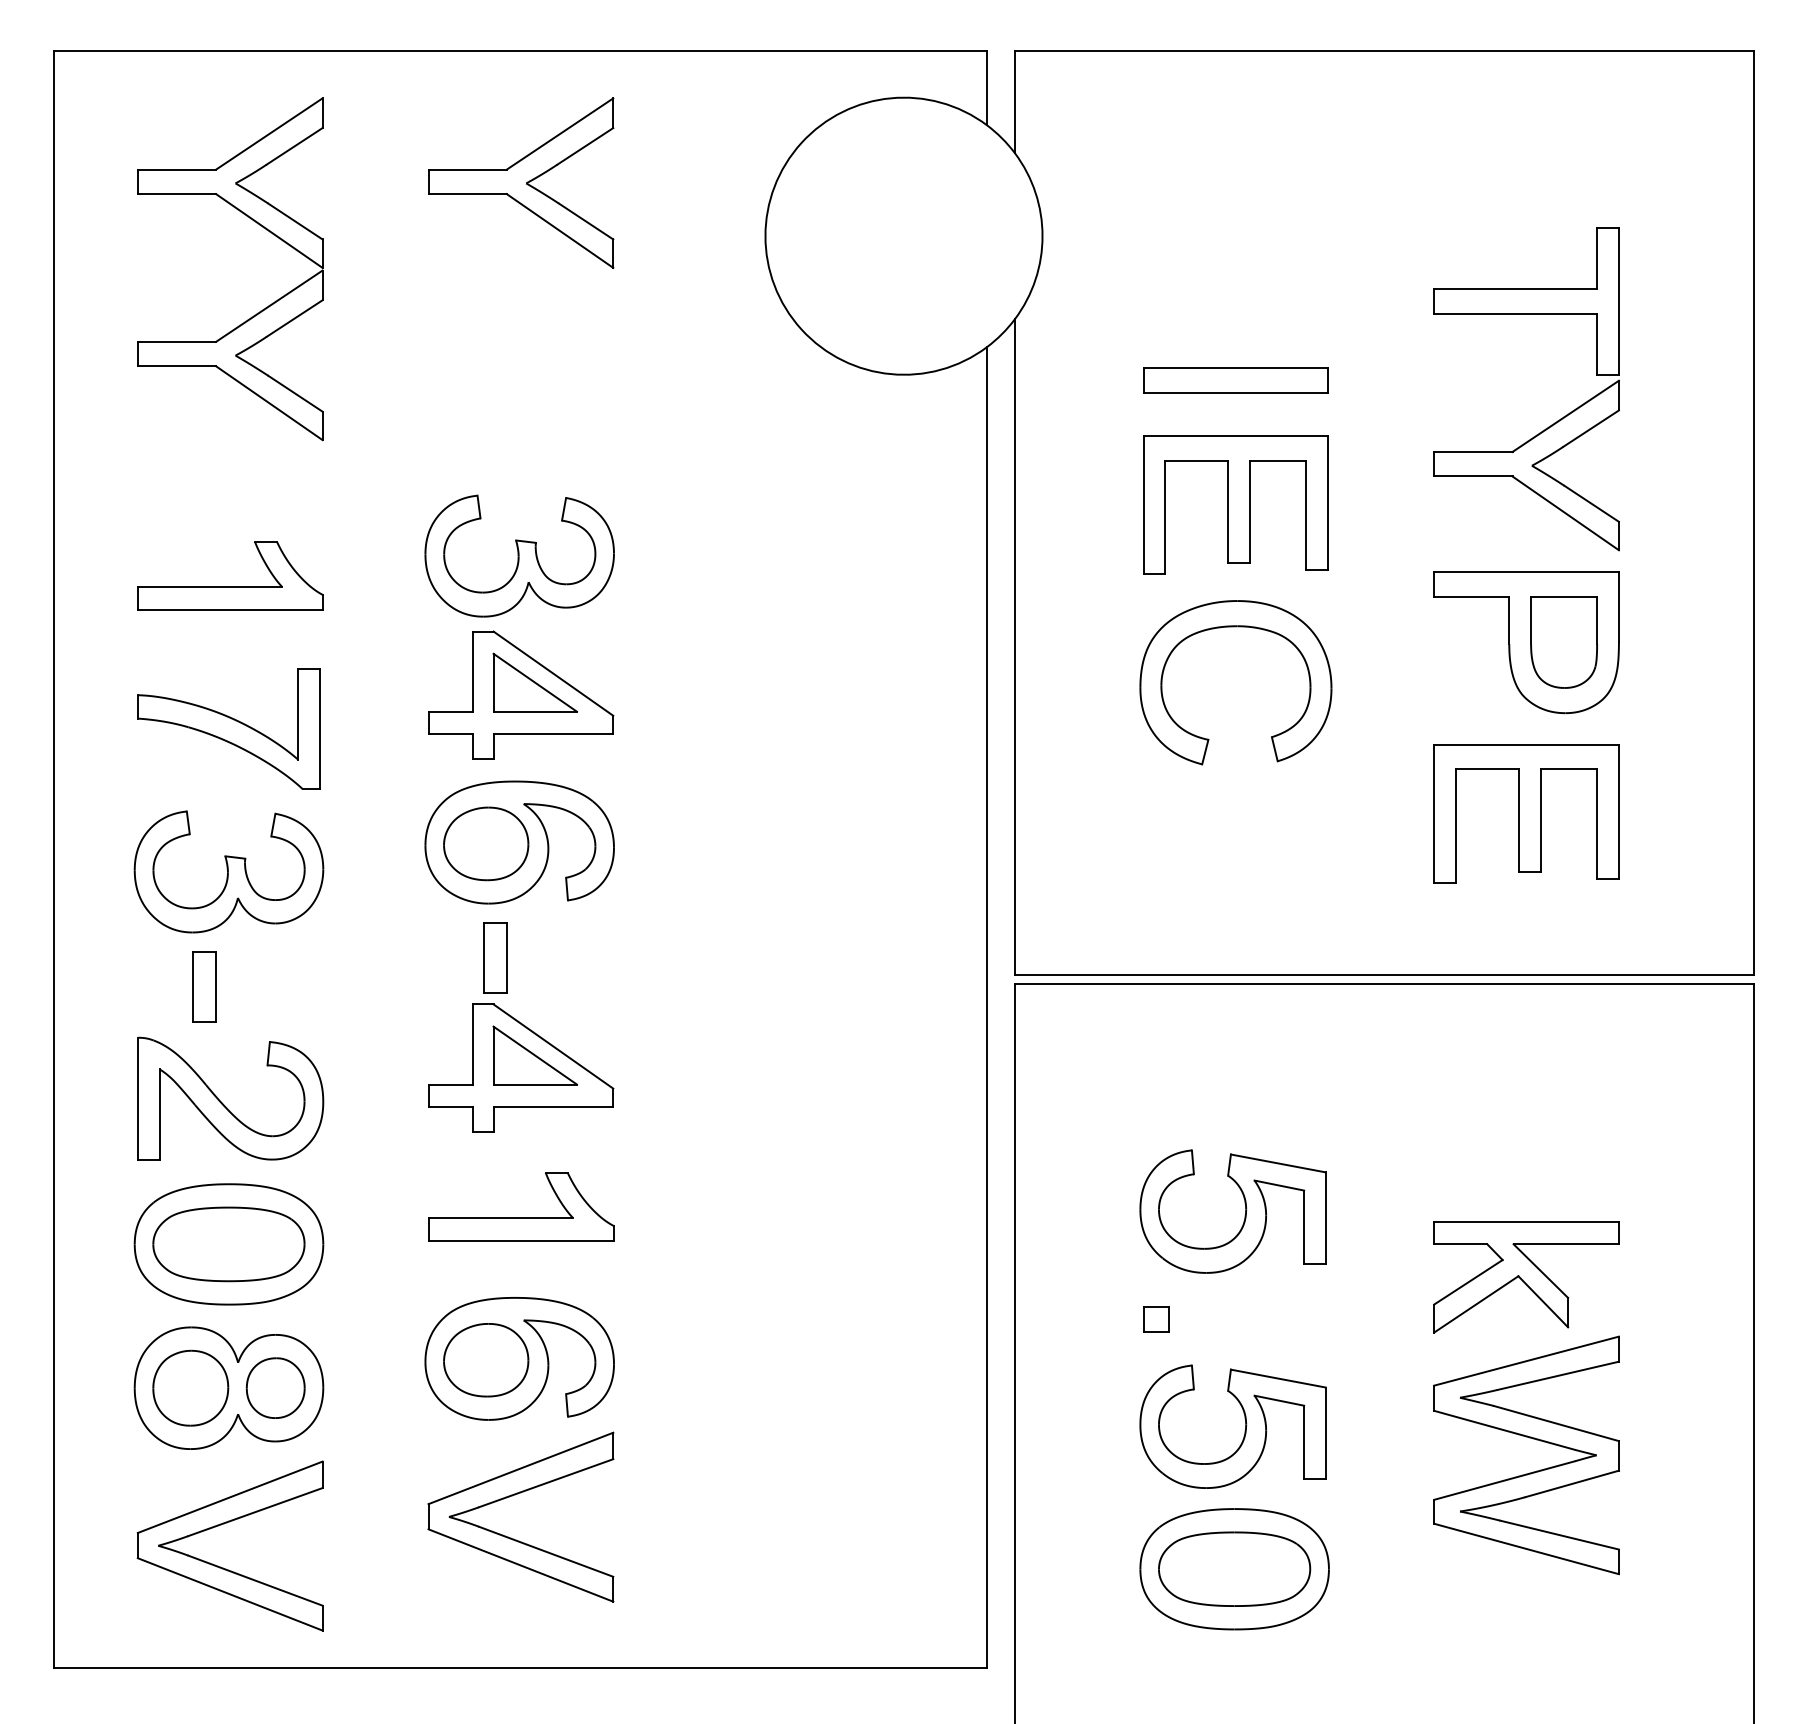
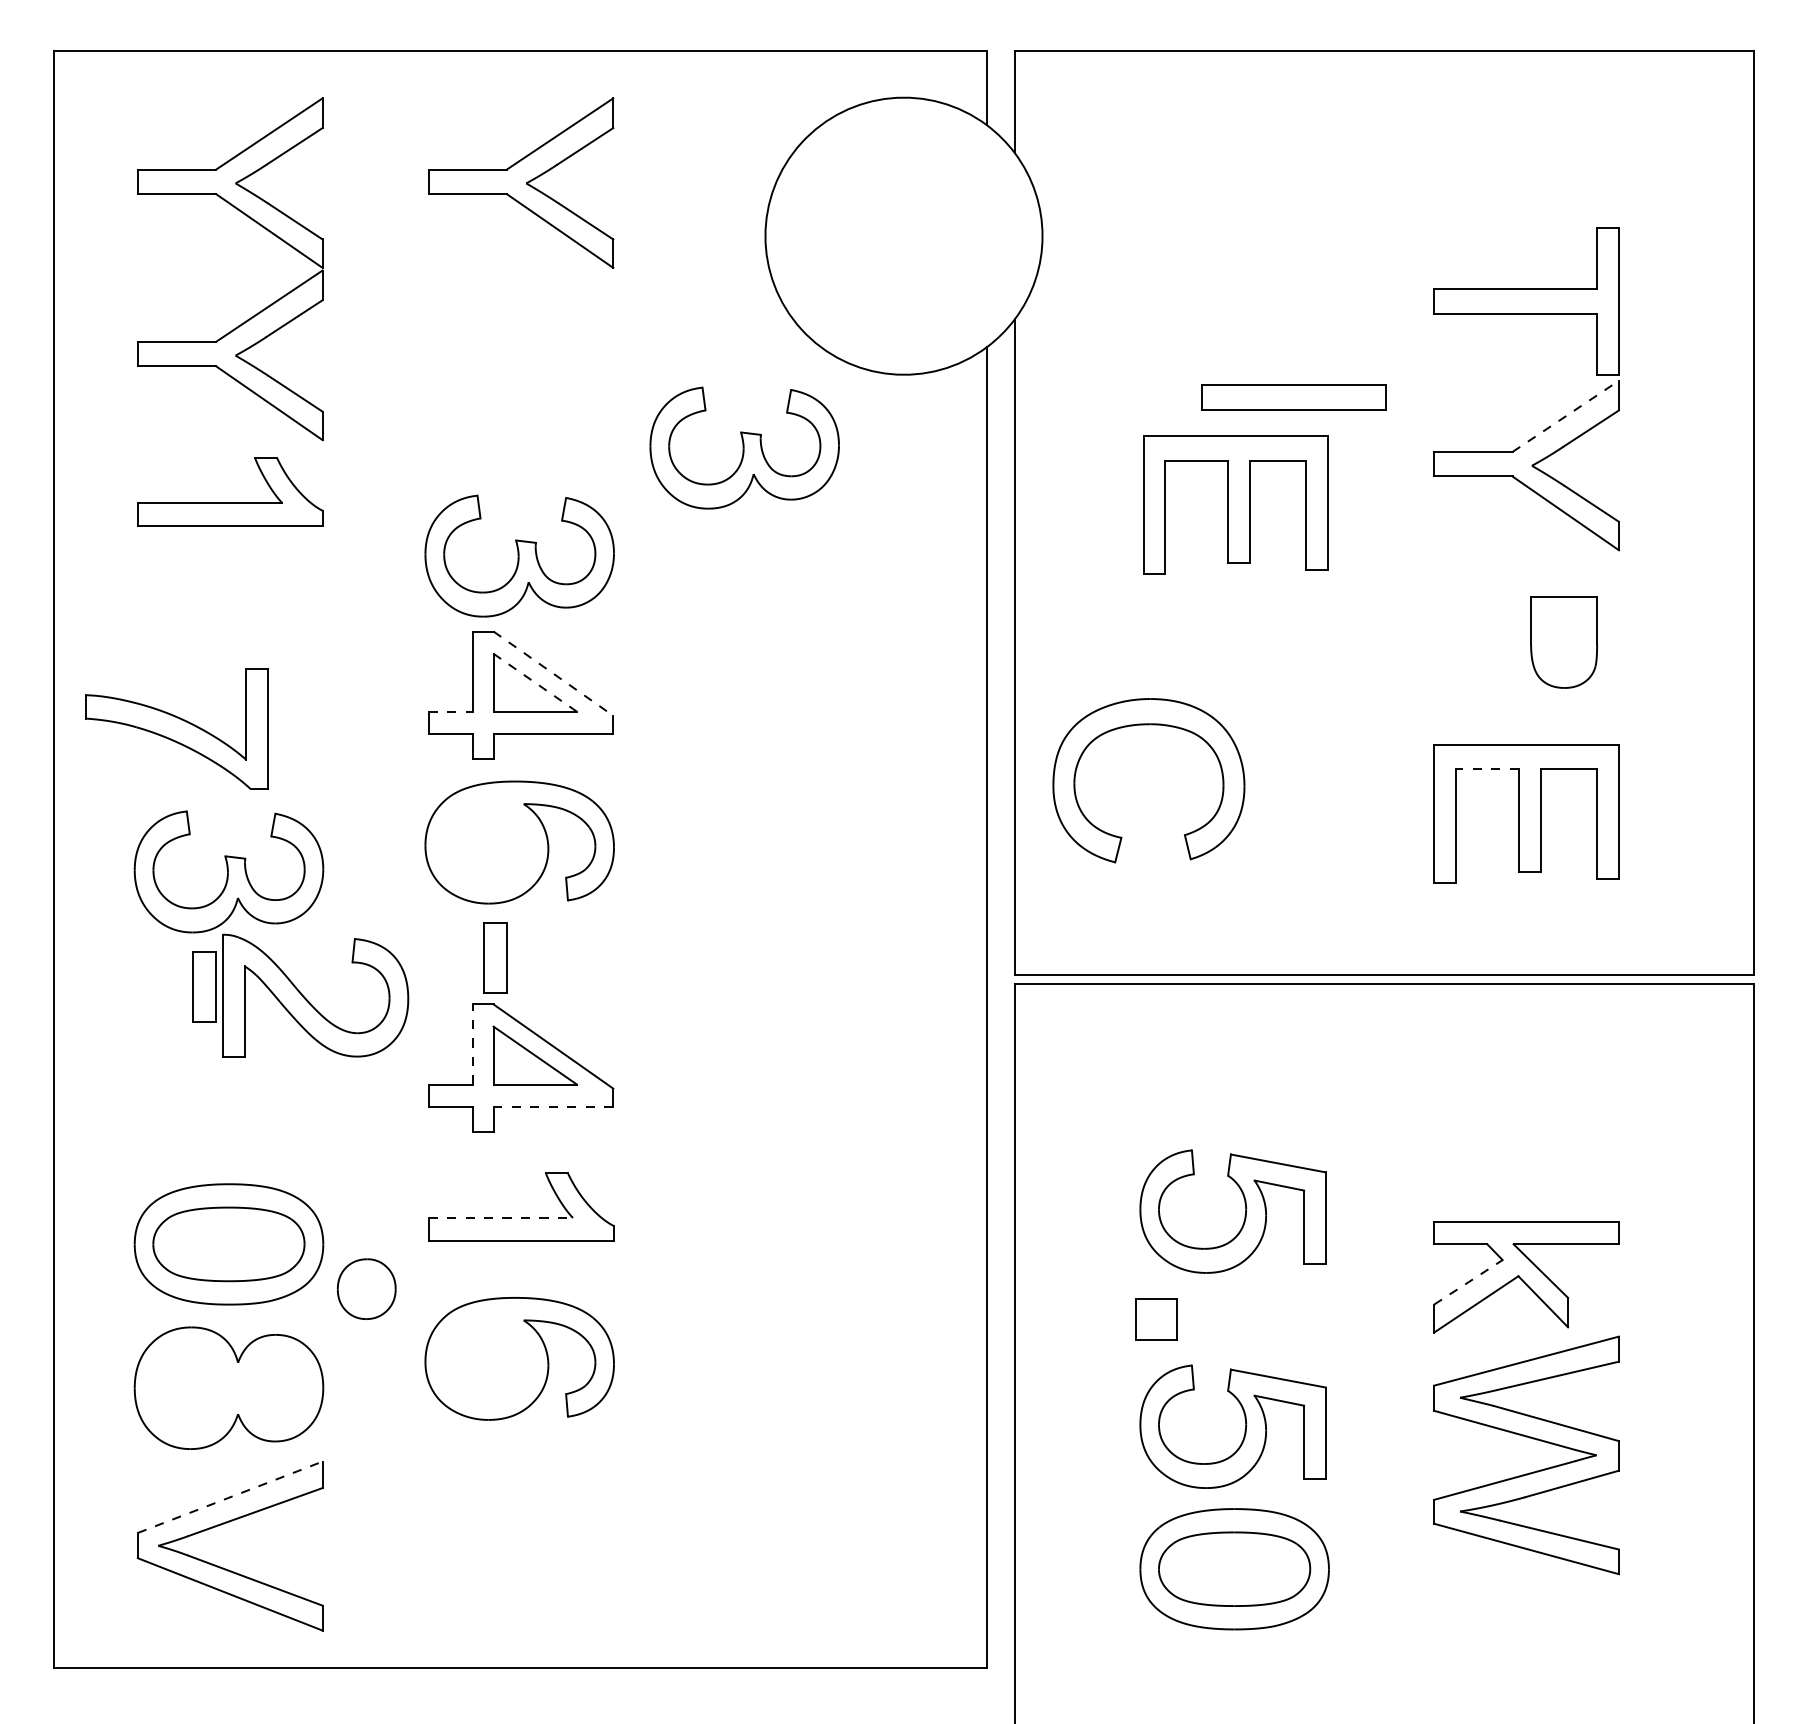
part position: (1235, 380) -> (1293, 397) (1293, 397)
line: solid -> dashed (1566, 416)
part: none -> present (744, 447)
part position: (230, 586) -> (230, 502) (230, 502)
part position: (1235, 627) -> (1148, 725) (1148, 725)
part: present -> none (1526, 642)
line: solid -> dashed (553, 673)
line: solid -> dashed (535, 682)
line: solid -> dashed (451, 711)
part position: (228, 728) -> (176, 728) (176, 728)
line: solid -> dashed (1486, 769)
part: present -> none (486, 843)
line: solid -> dashed (472, 1043)
part position: (224, 1104) -> (309, 1001) (309, 1001)
line: solid -> dashed (553, 1107)
line: solid -> dashed (501, 1218)
line: solid -> dashed (1468, 1282)
part size: 27x27 px -> 43x43 px (1156, 1319)
part: present -> none (486, 1360)
part: present -> none (190, 1387)
part position: (275, 1387) -> (366, 1288) (366, 1288)
part: present -> none (512, 1496)
line: solid -> dashed (230, 1497)
